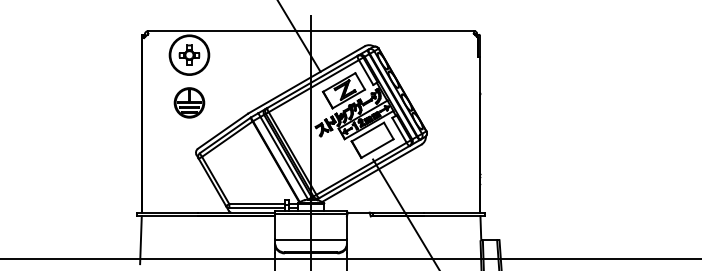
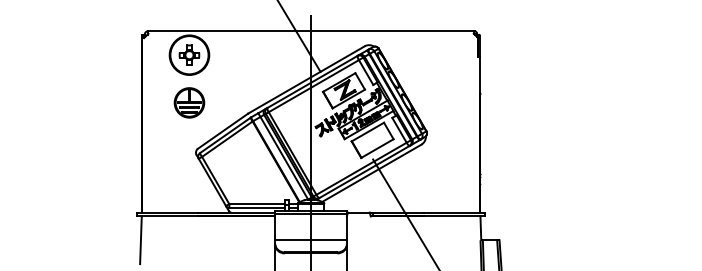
line: present -> none (350, 258)
